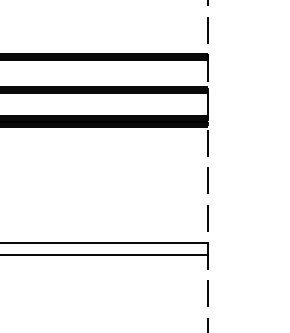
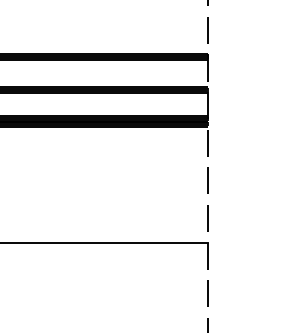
line: present -> none (104, 255)
